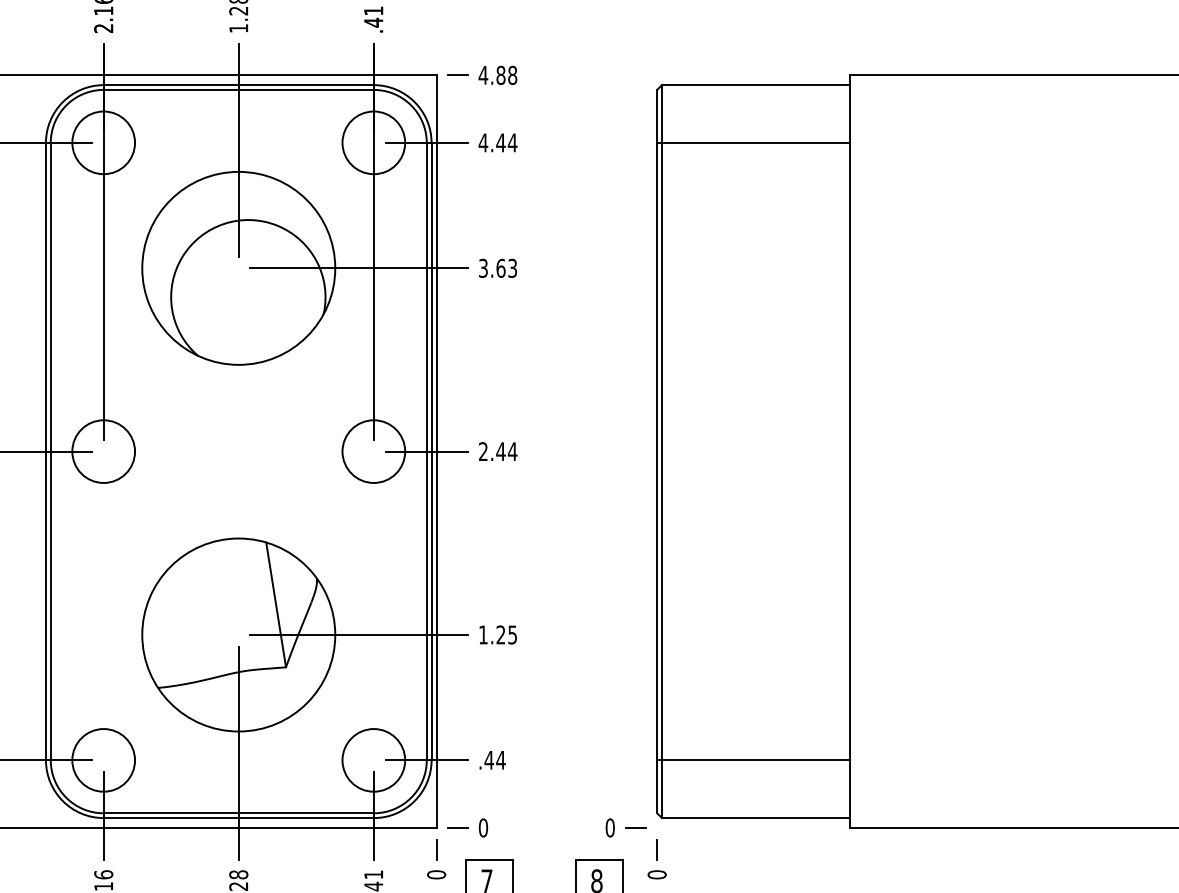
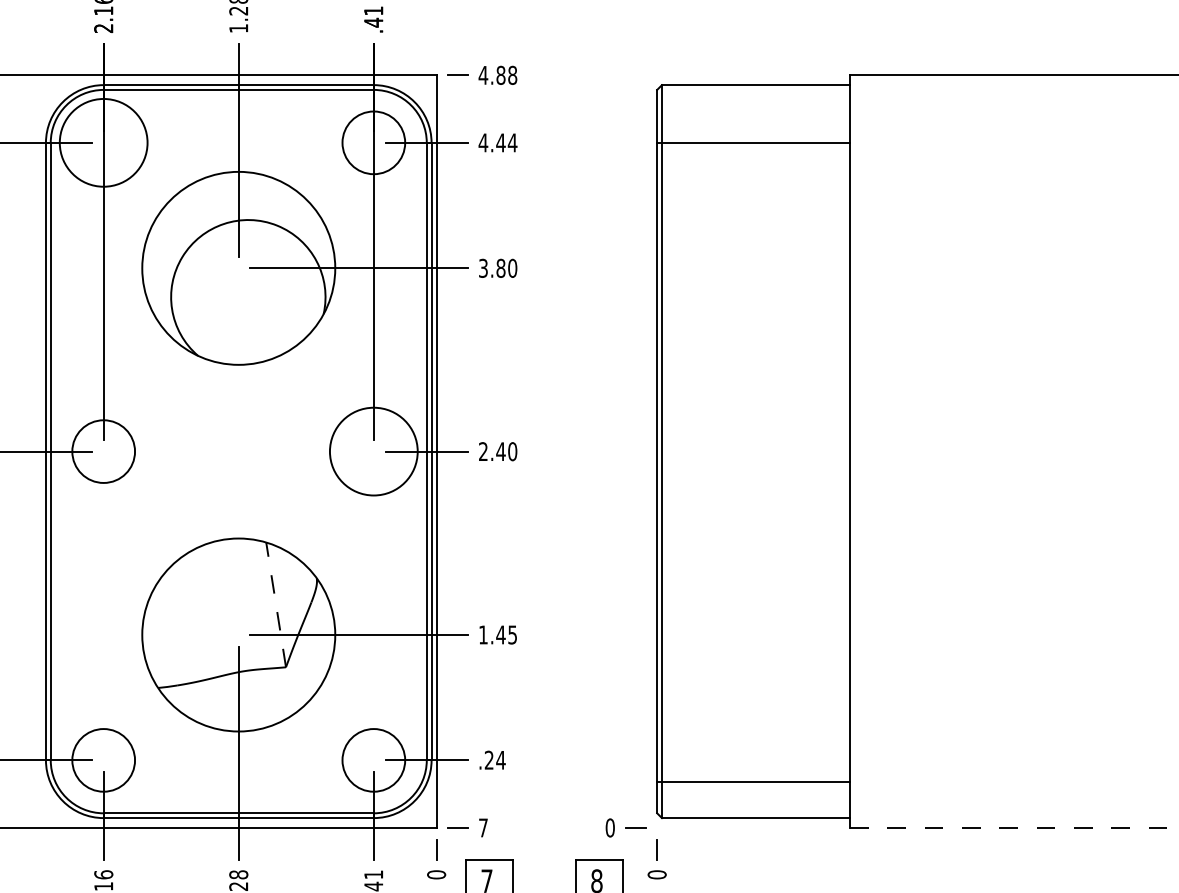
circle diameter: 63 px -> 88 px (103, 142)
text: 3.63 -> 3.80 (506, 267)
circle diameter: 63 px -> 88 px (373, 451)
text: 2.44 -> 2.40 (512, 451)
line: solid -> dashed (276, 604)
text: 1.25 -> 1.45 (500, 634)
text: .44 -> .24 (489, 759)
line position: (753, 760) -> (753, 782) (753, 782)
text: 0 -> 7 (483, 827)
line: solid -> dashed (1014, 827)
